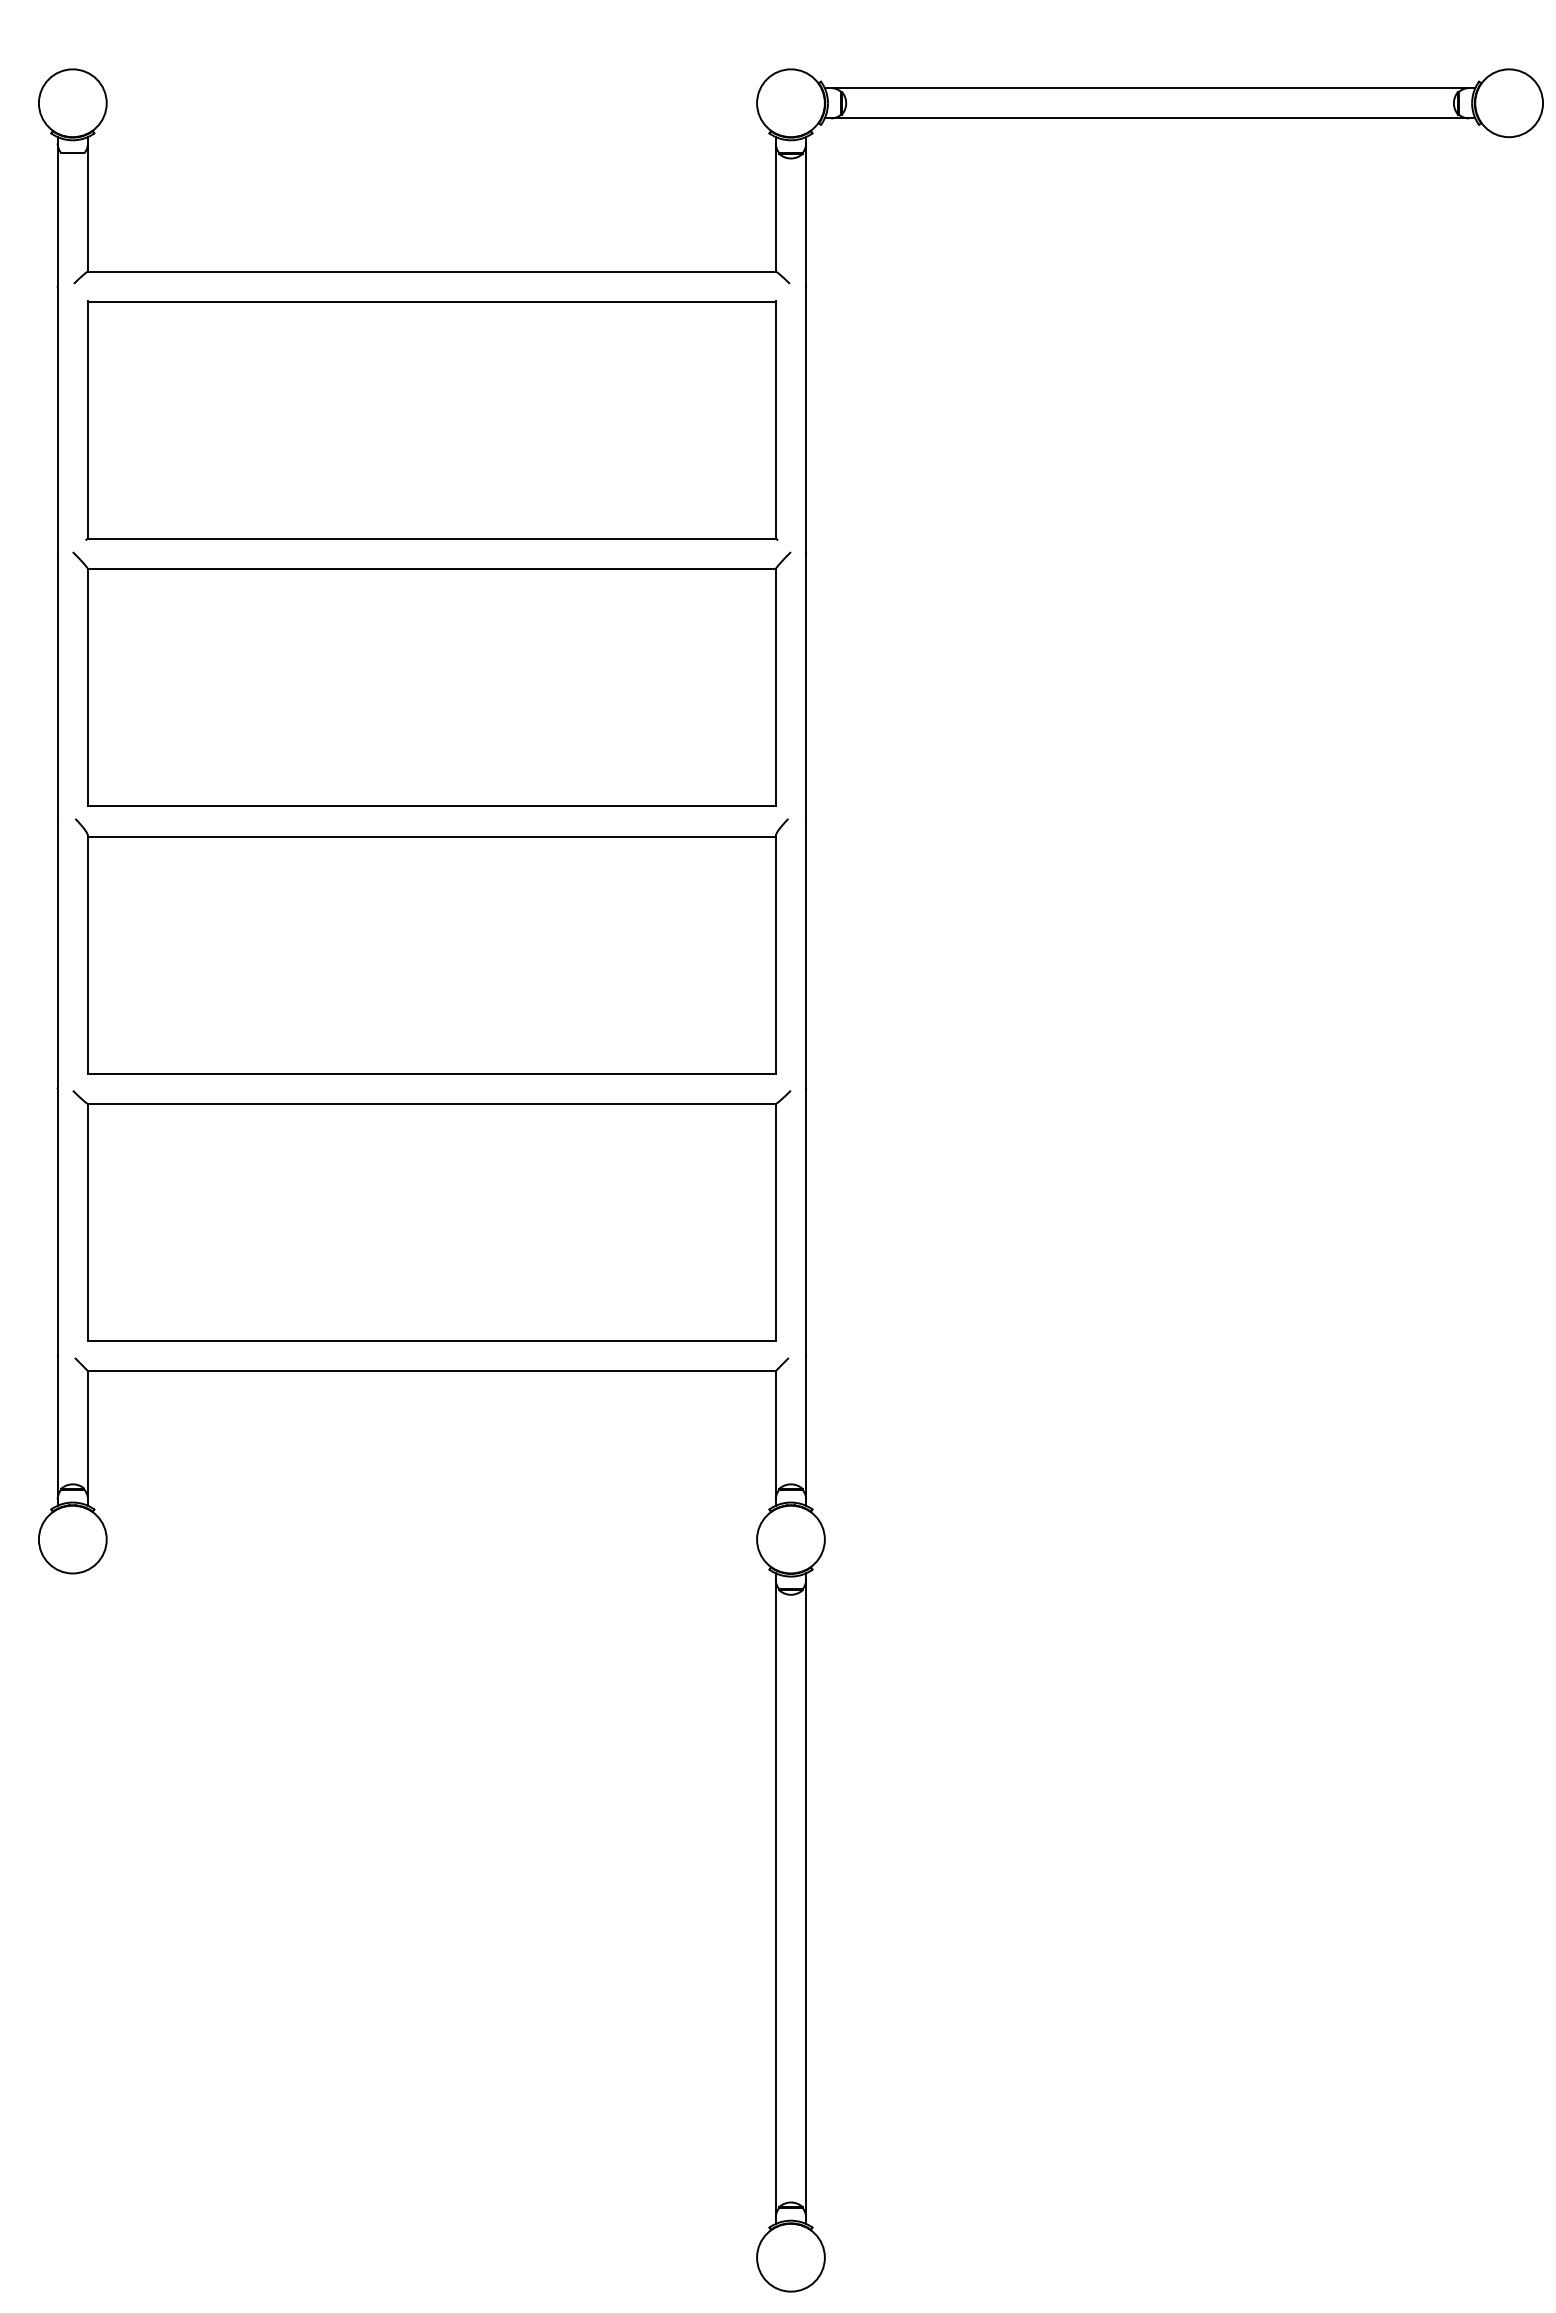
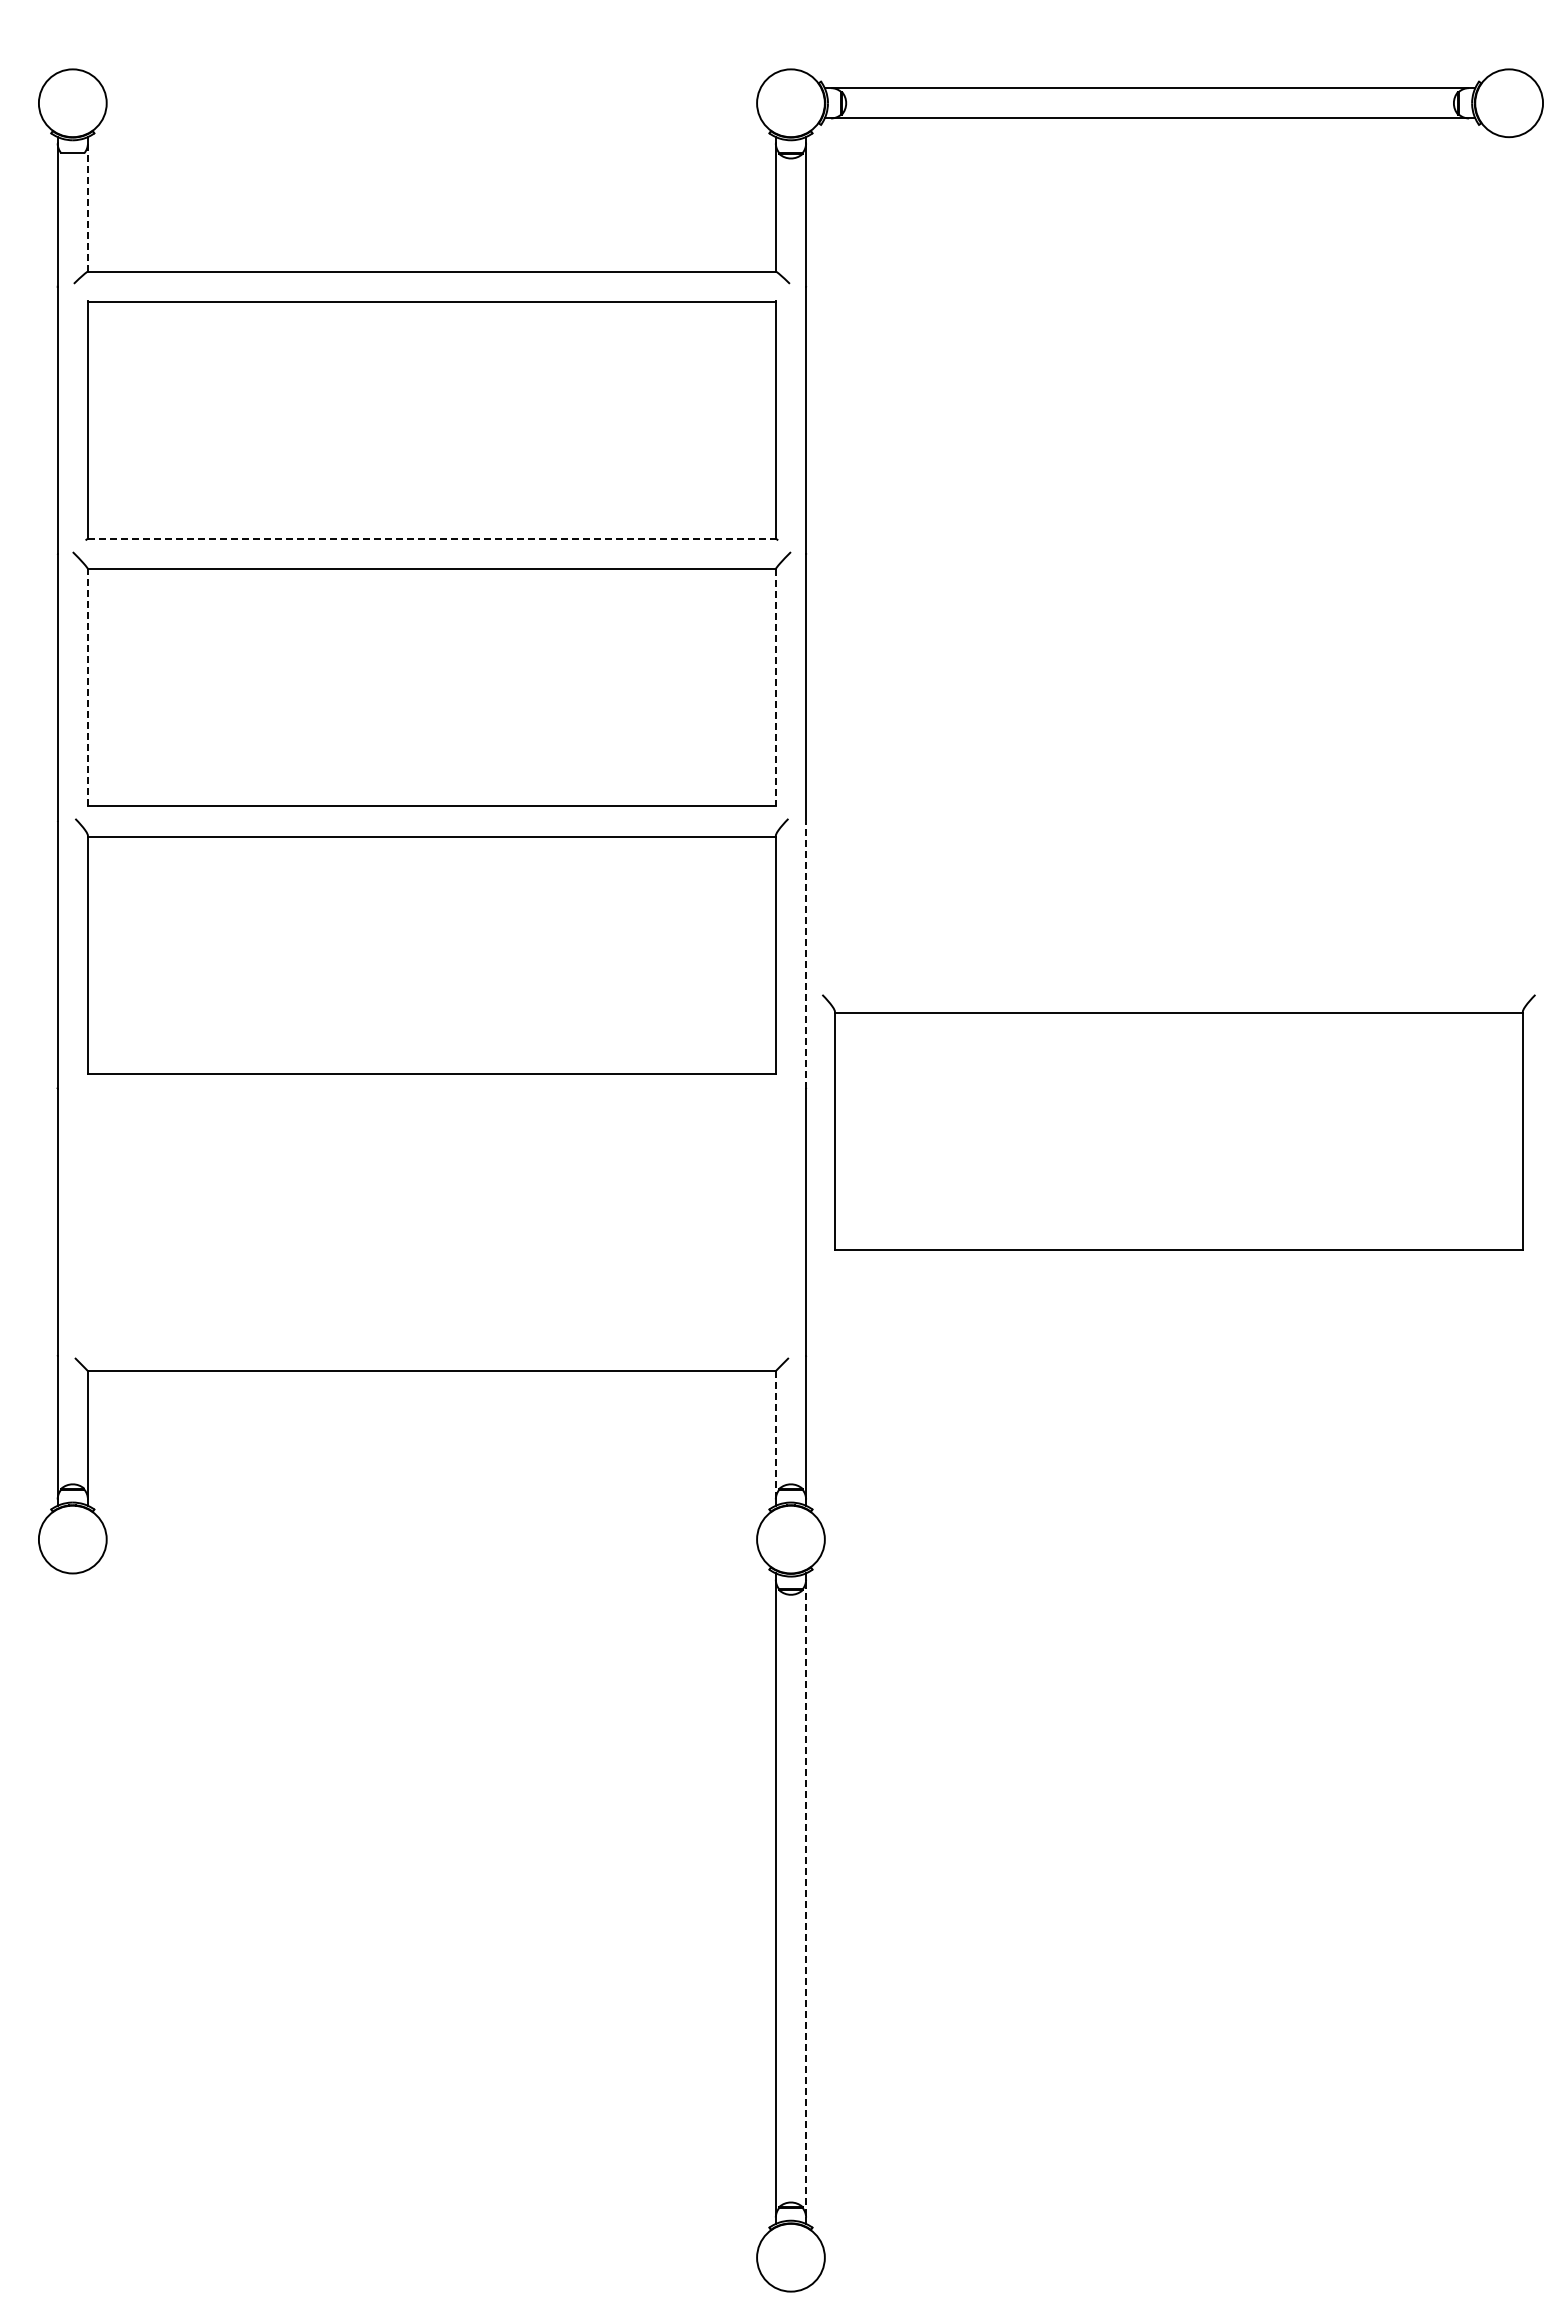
line: solid -> dashed (87, 207)
line: solid -> dashed (432, 538)
line: solid -> dashed (87, 687)
line: solid -> dashed (775, 687)
line: solid -> dashed (806, 955)
part: none -> present (1178, 1122)
part: present -> none (431, 1215)
line: solid -> dashed (775, 1435)
line: solid -> dashed (805, 1898)
